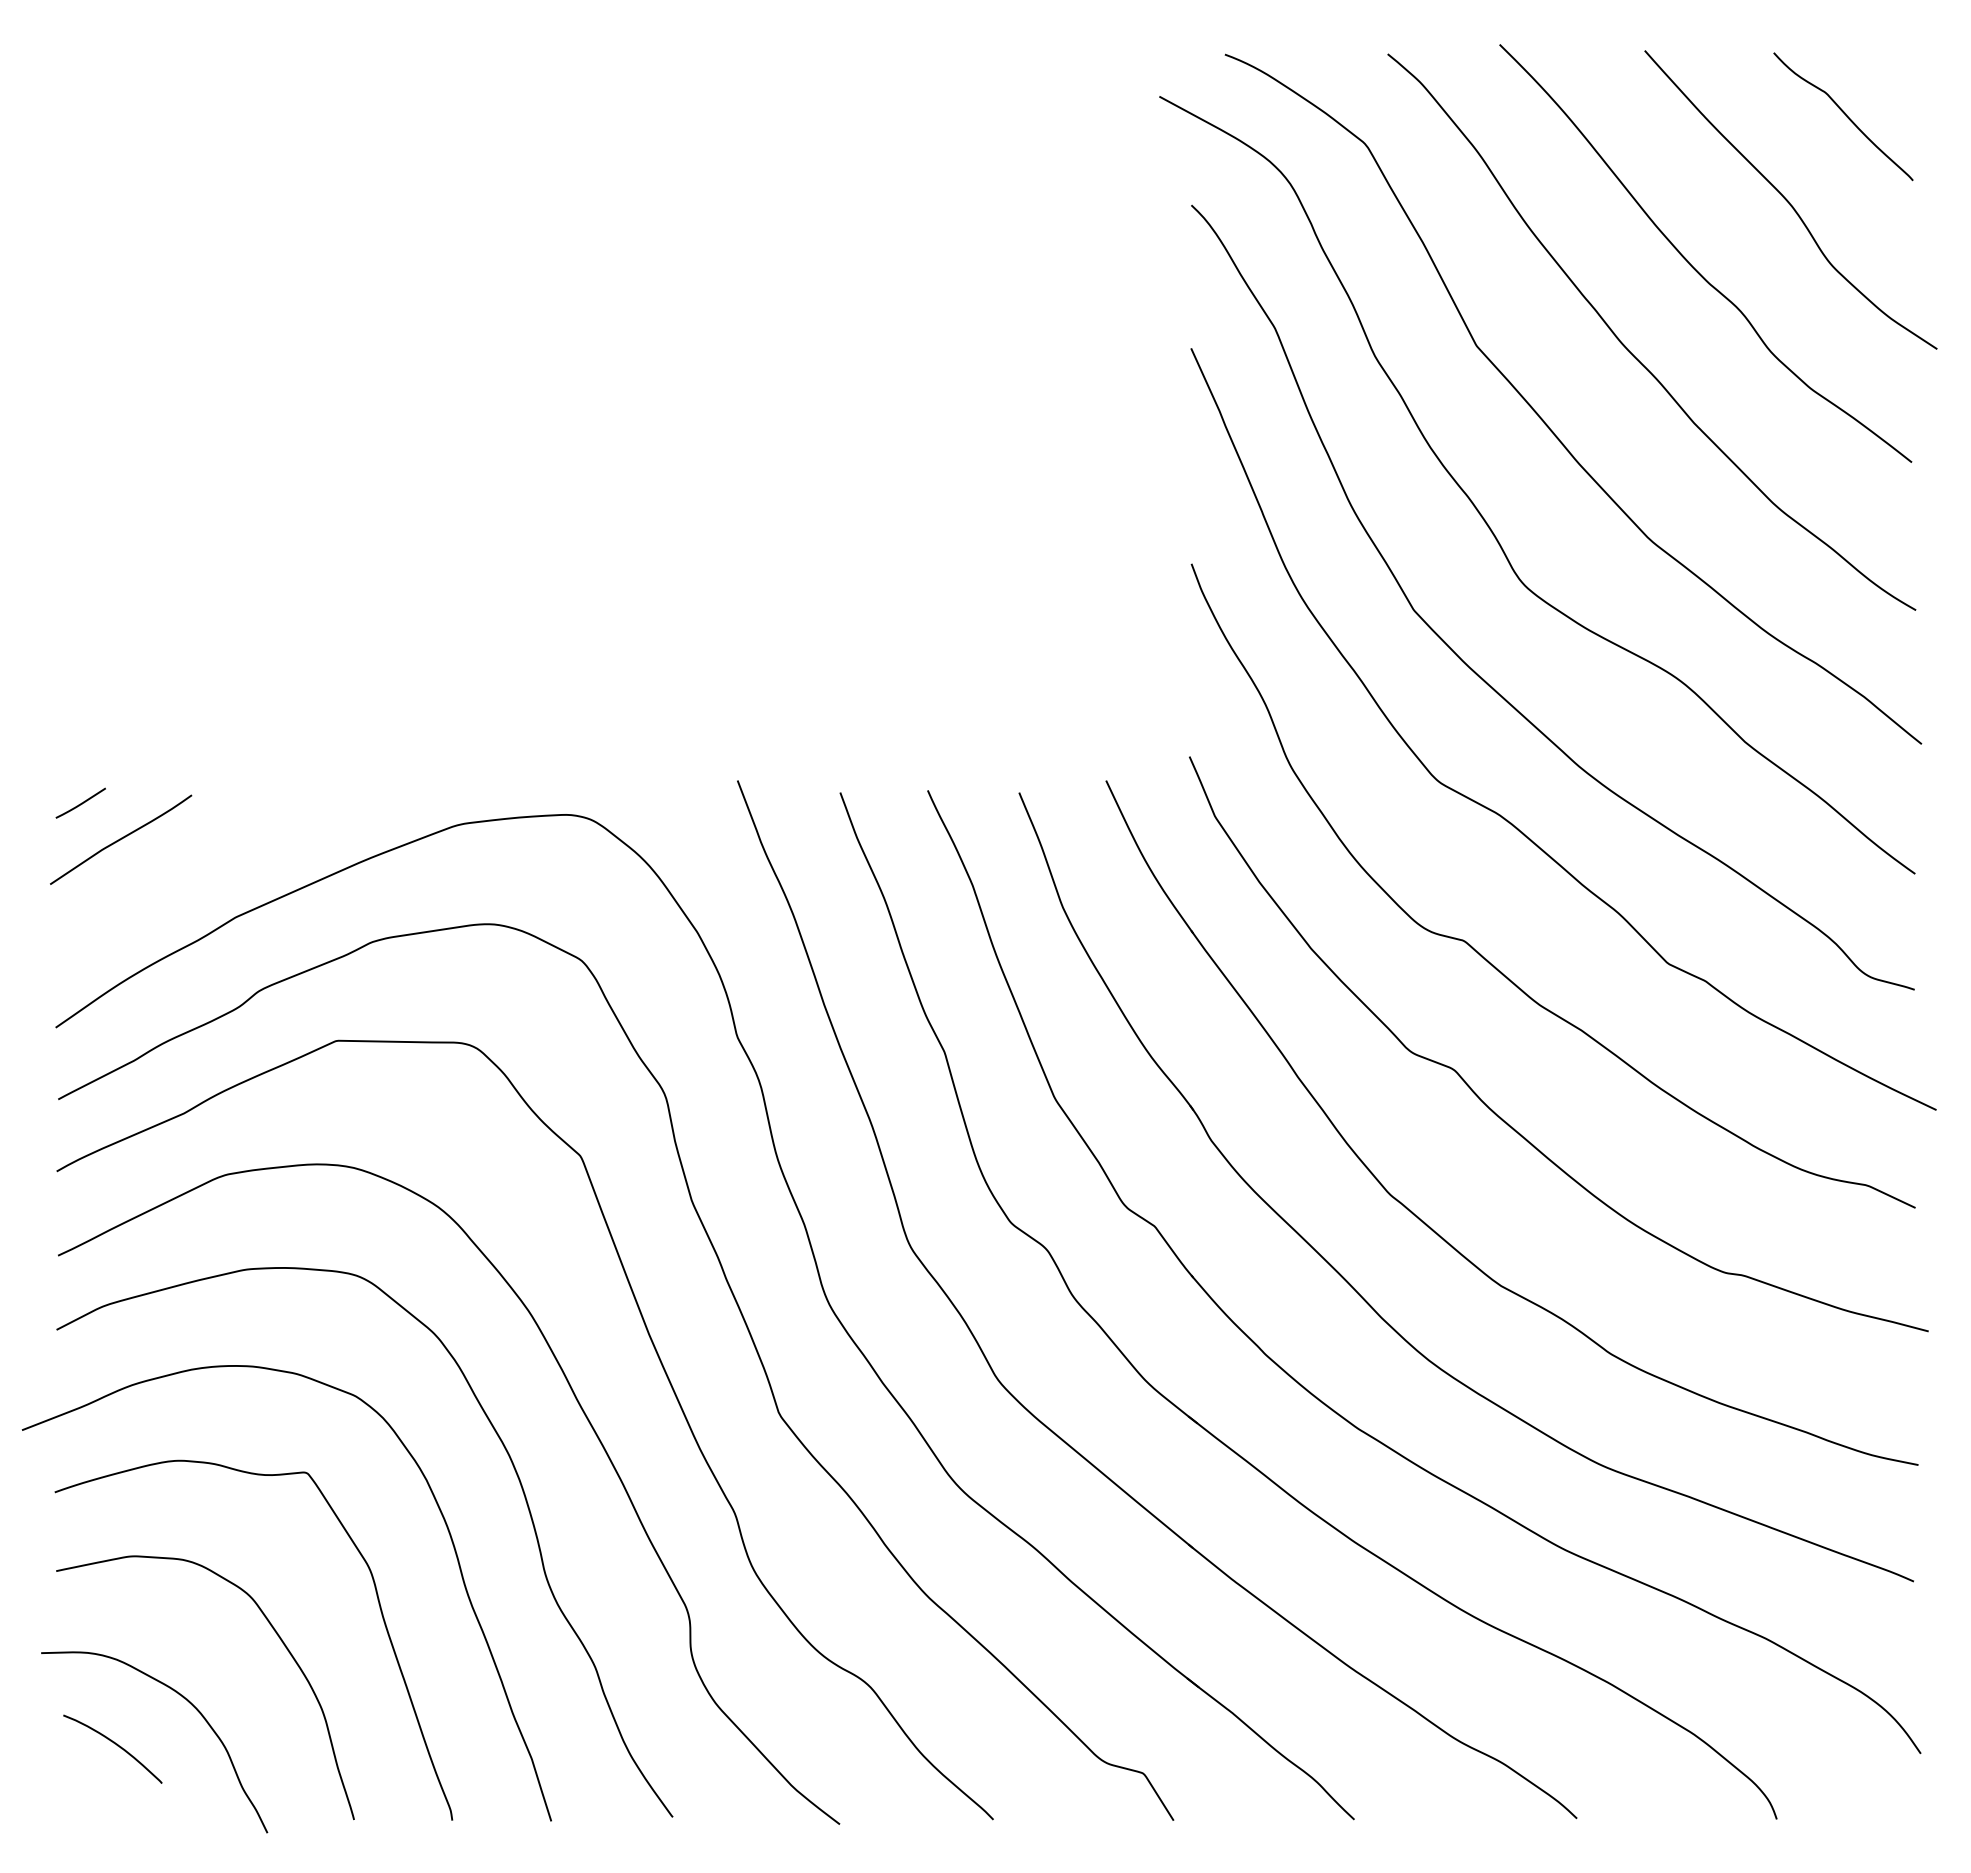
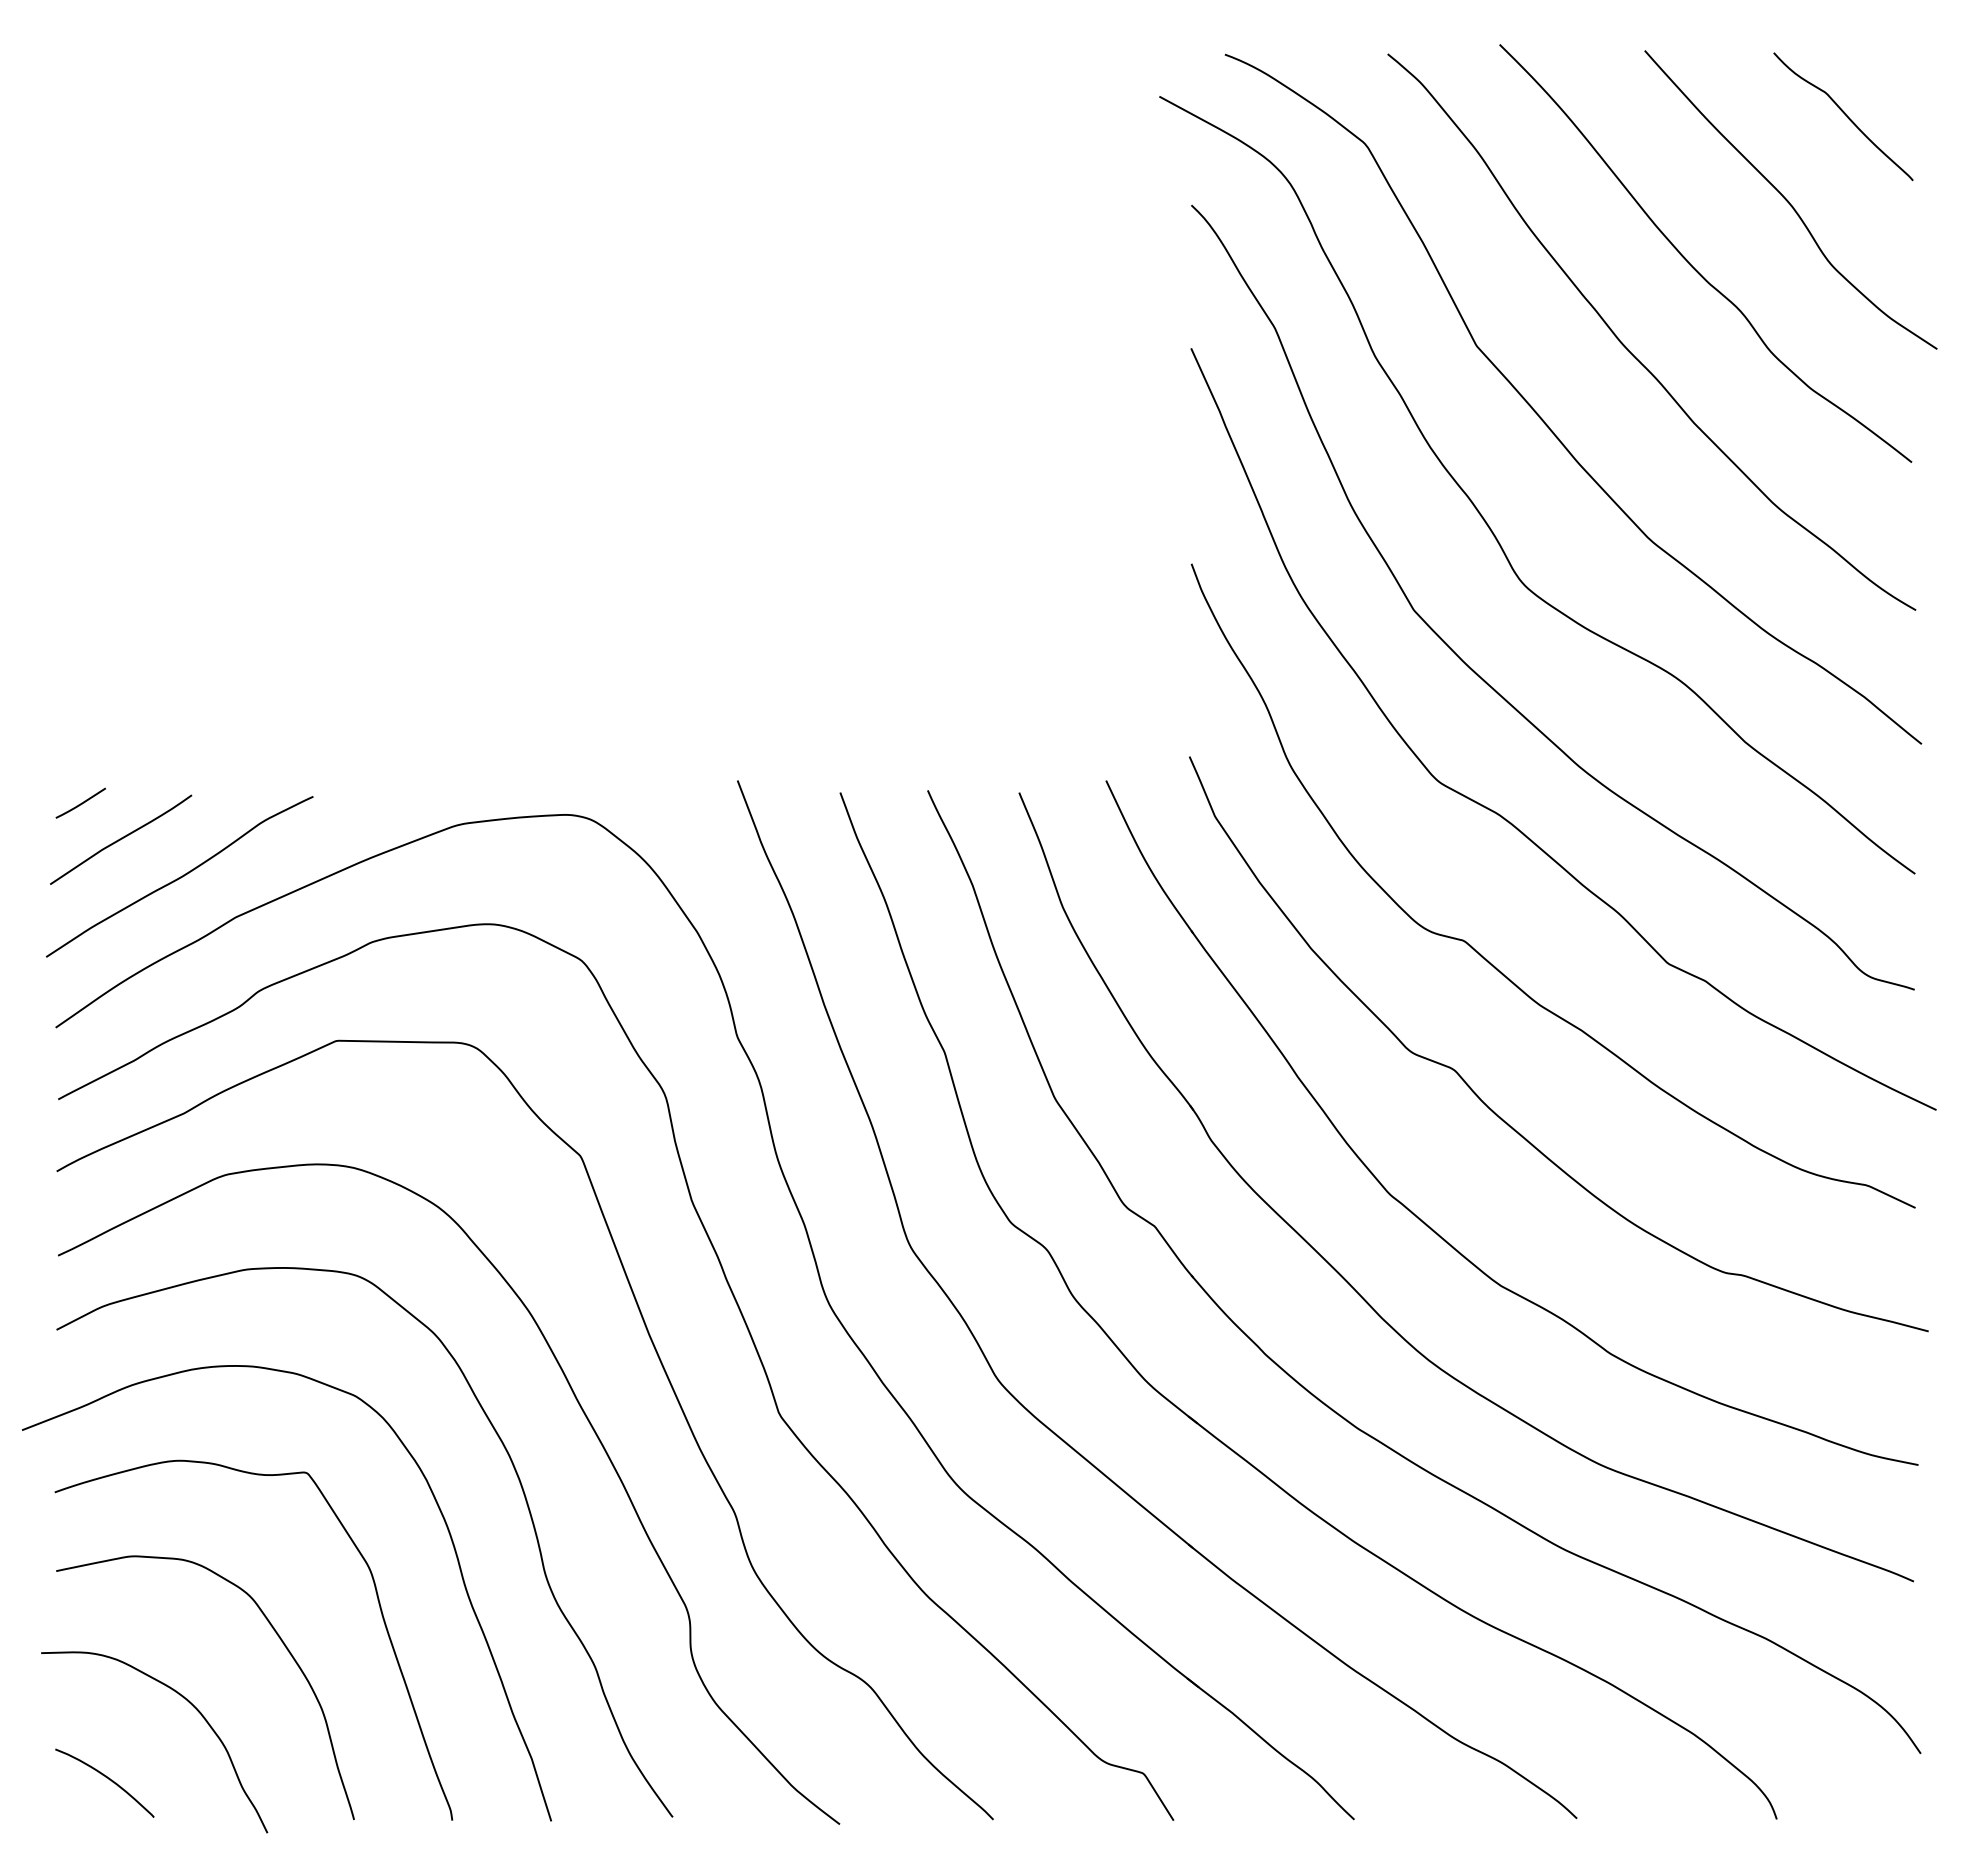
curve: none -> present (180, 876)
curve position: (115, 1744) -> (107, 1778) (107, 1778)
